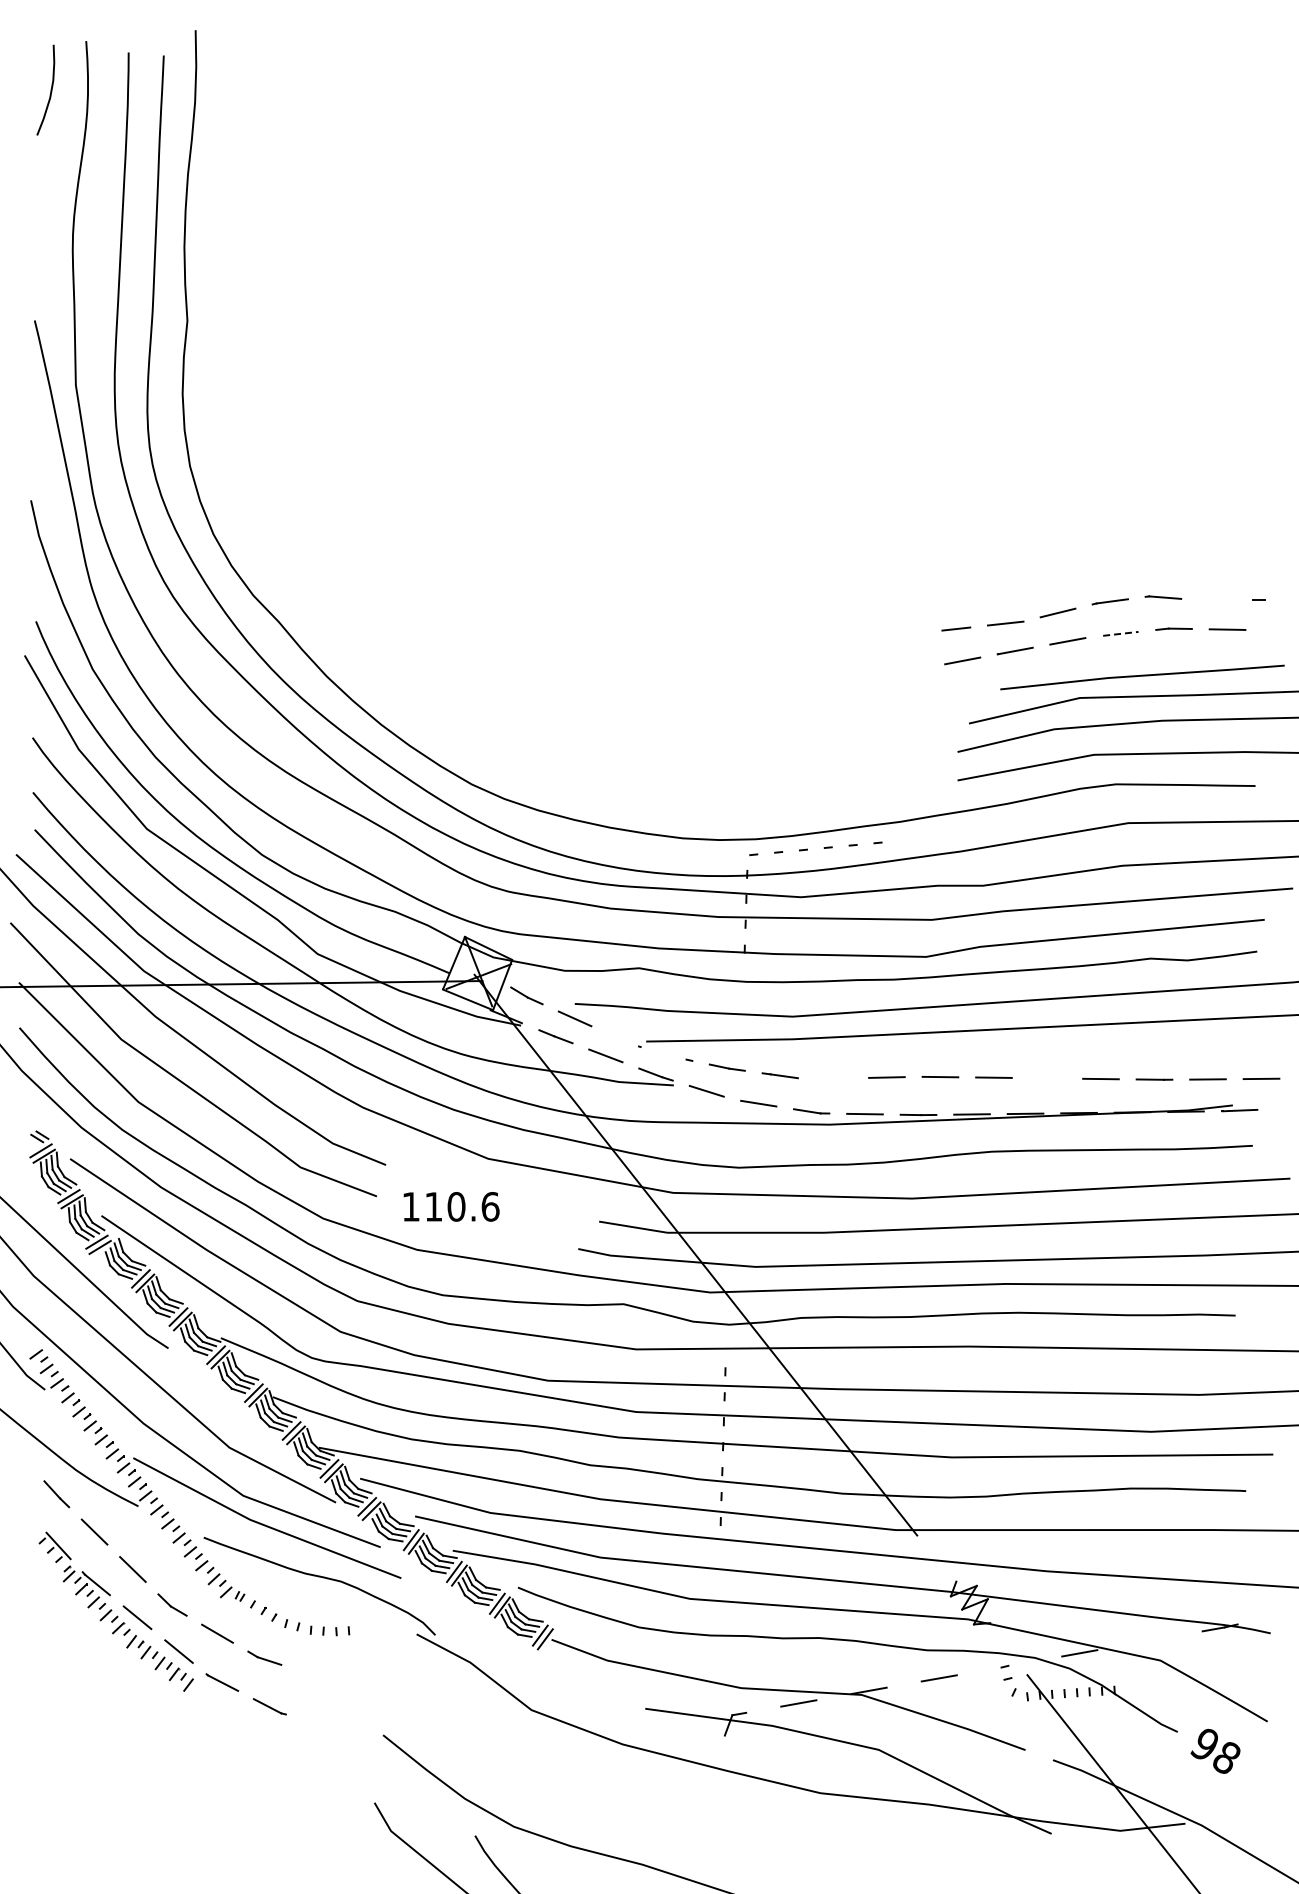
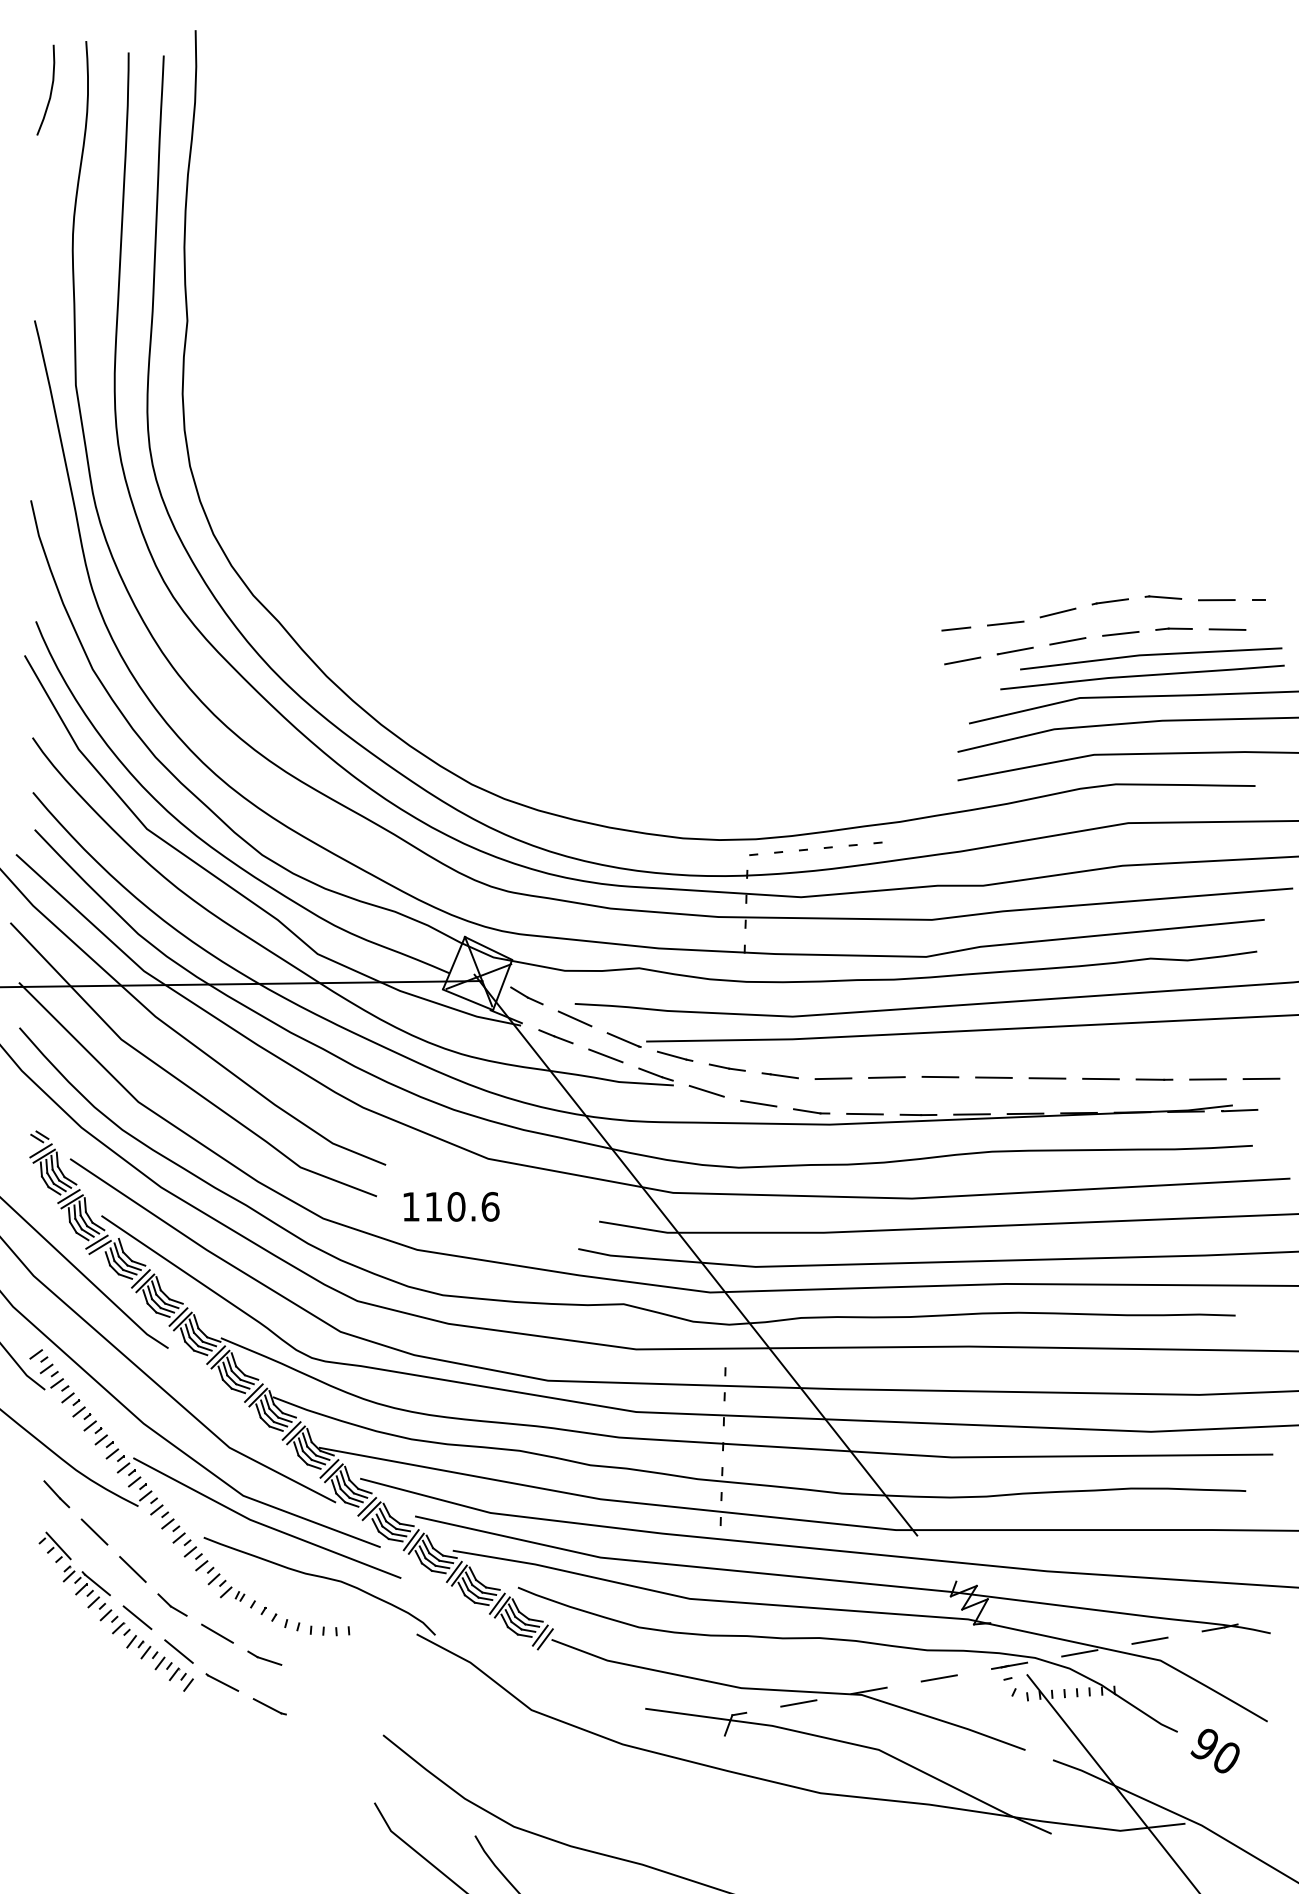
line: none -> present (1216, 600)
line: dashed -> solid (1120, 633)
line: none -> present (1151, 655)
line: none -> present (623, 1039)
line: none -> present (671, 1055)
line: none -> present (833, 1078)
line: none -> present (1047, 1078)
line: none -> present (1149, 1640)
line: none -> present (1009, 1665)
text: 98 -> 90 (1226, 1757)
